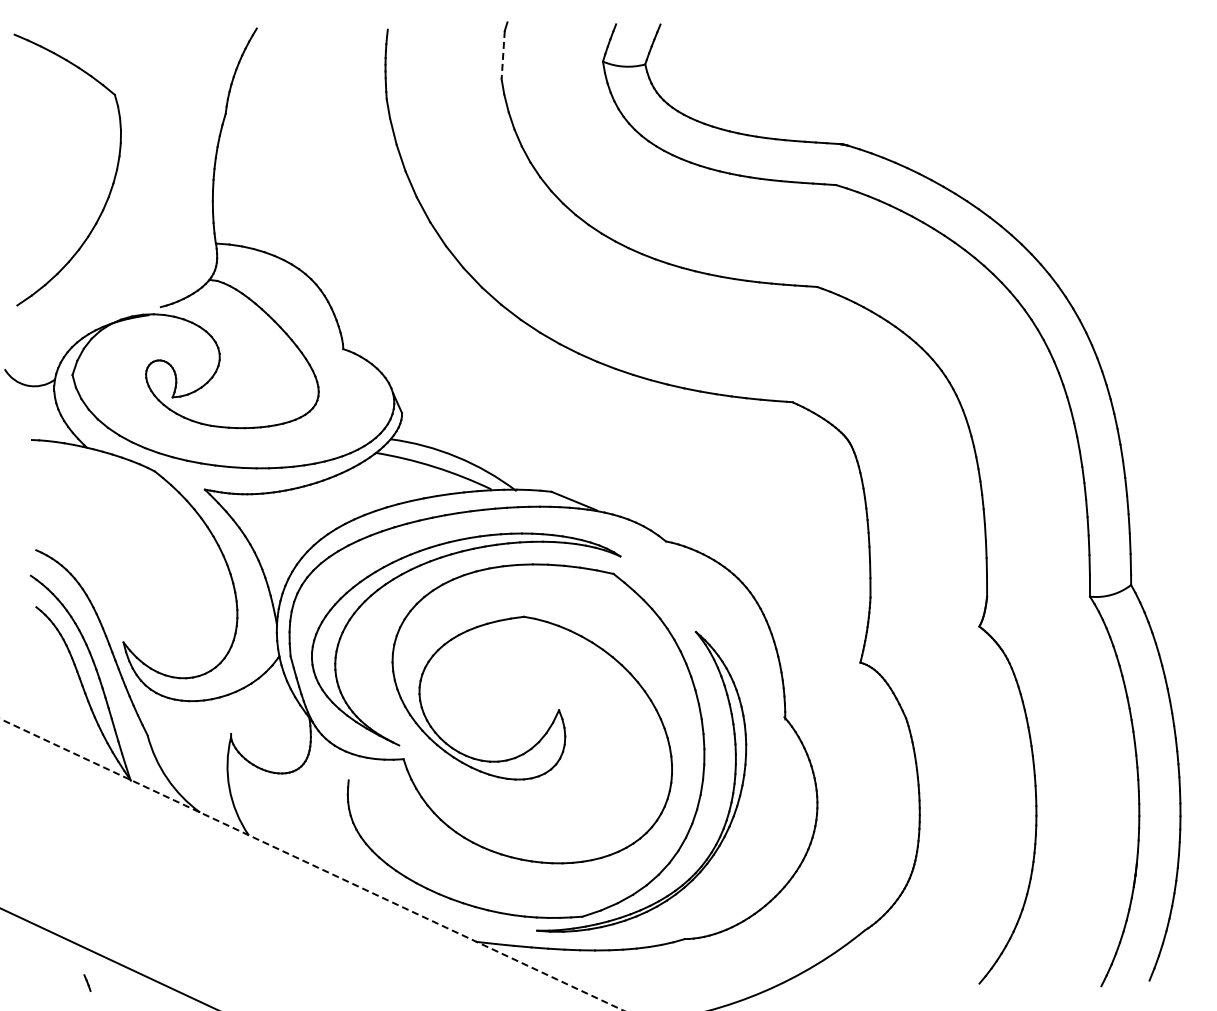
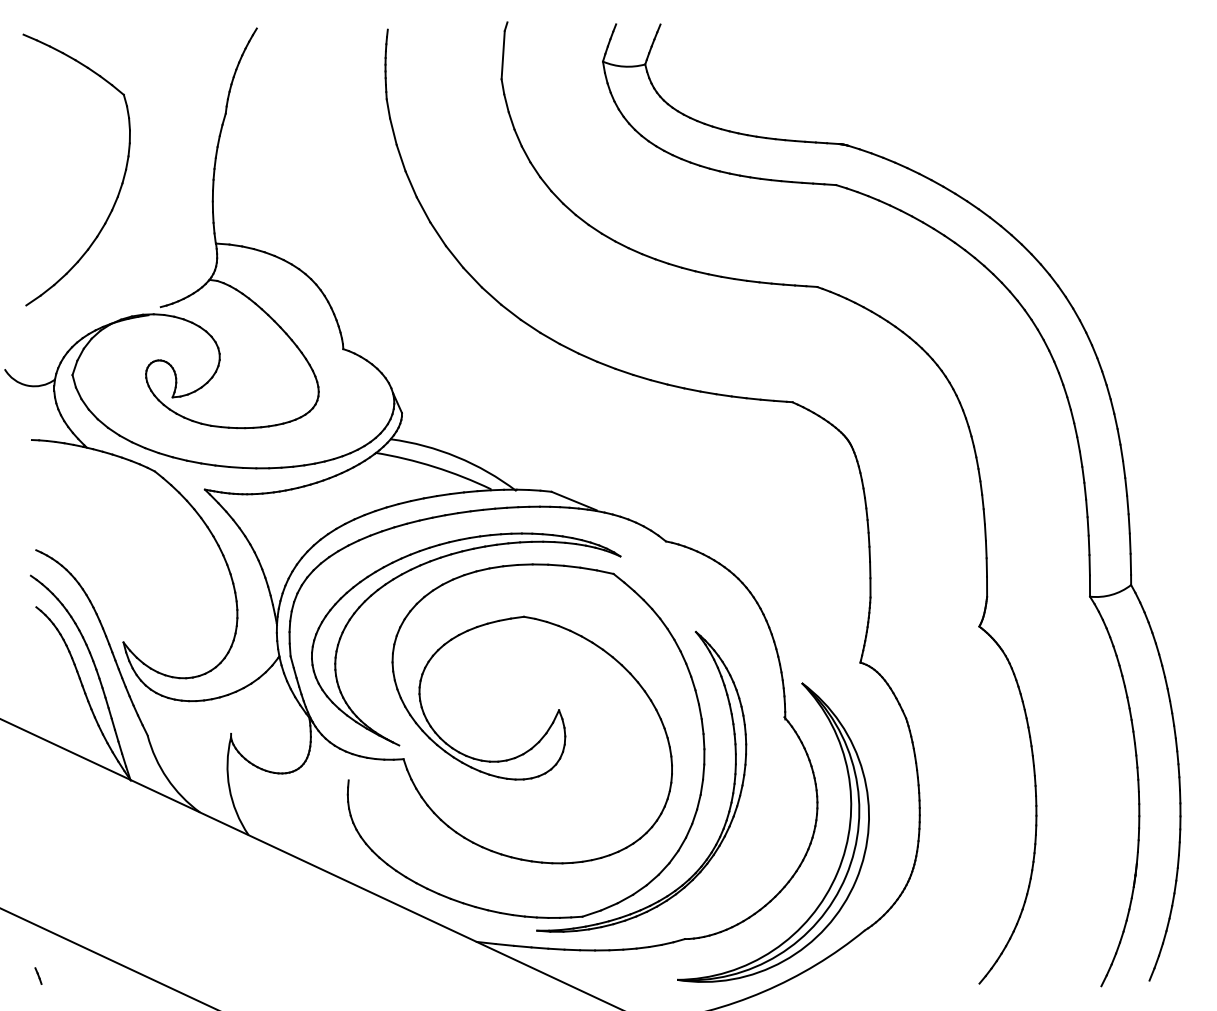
line: dashed -> solid (503, 55)
part position: (111, 185) -> (120, 185) (120, 185)
part: none -> present (843, 851)
line: dashed -> solid (312, 864)
line position: (87, 982) -> (38, 975) (38, 975)
